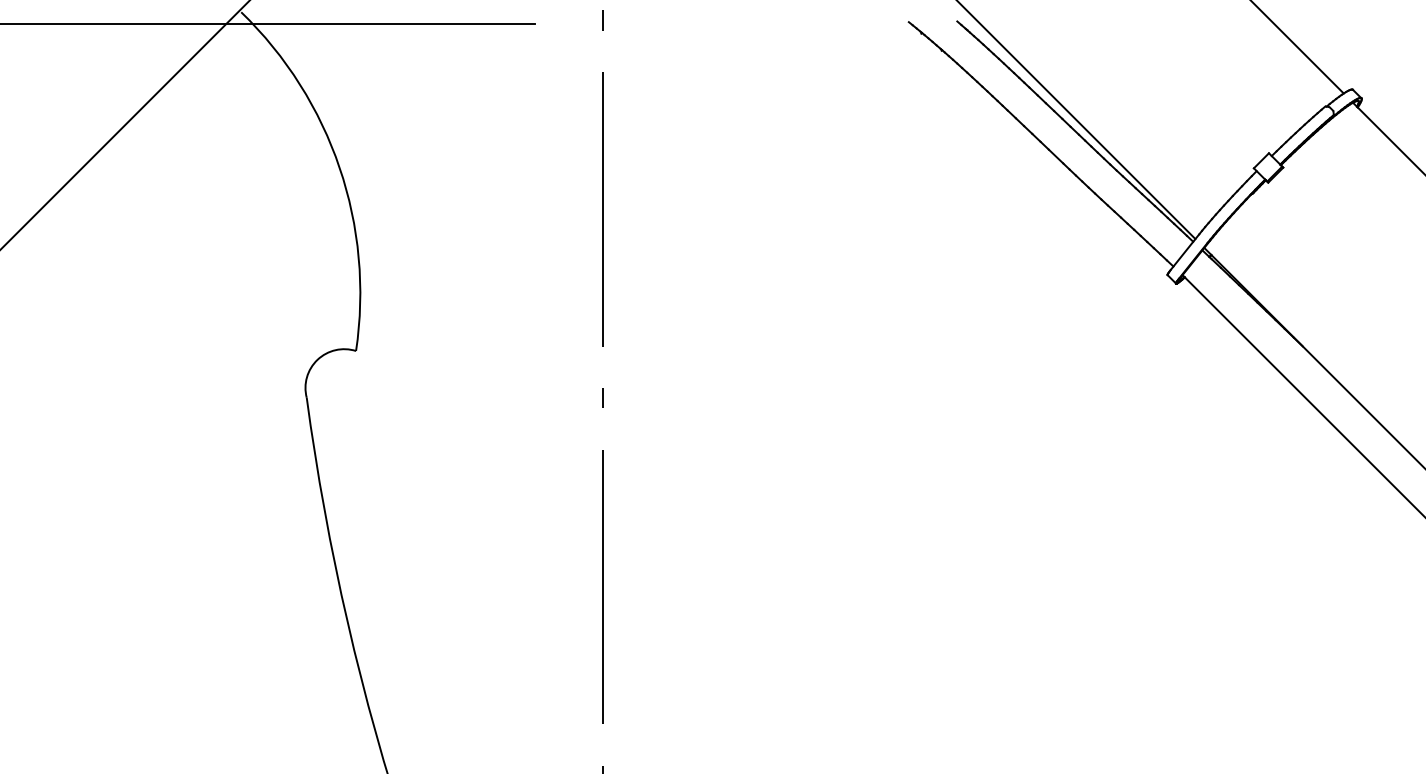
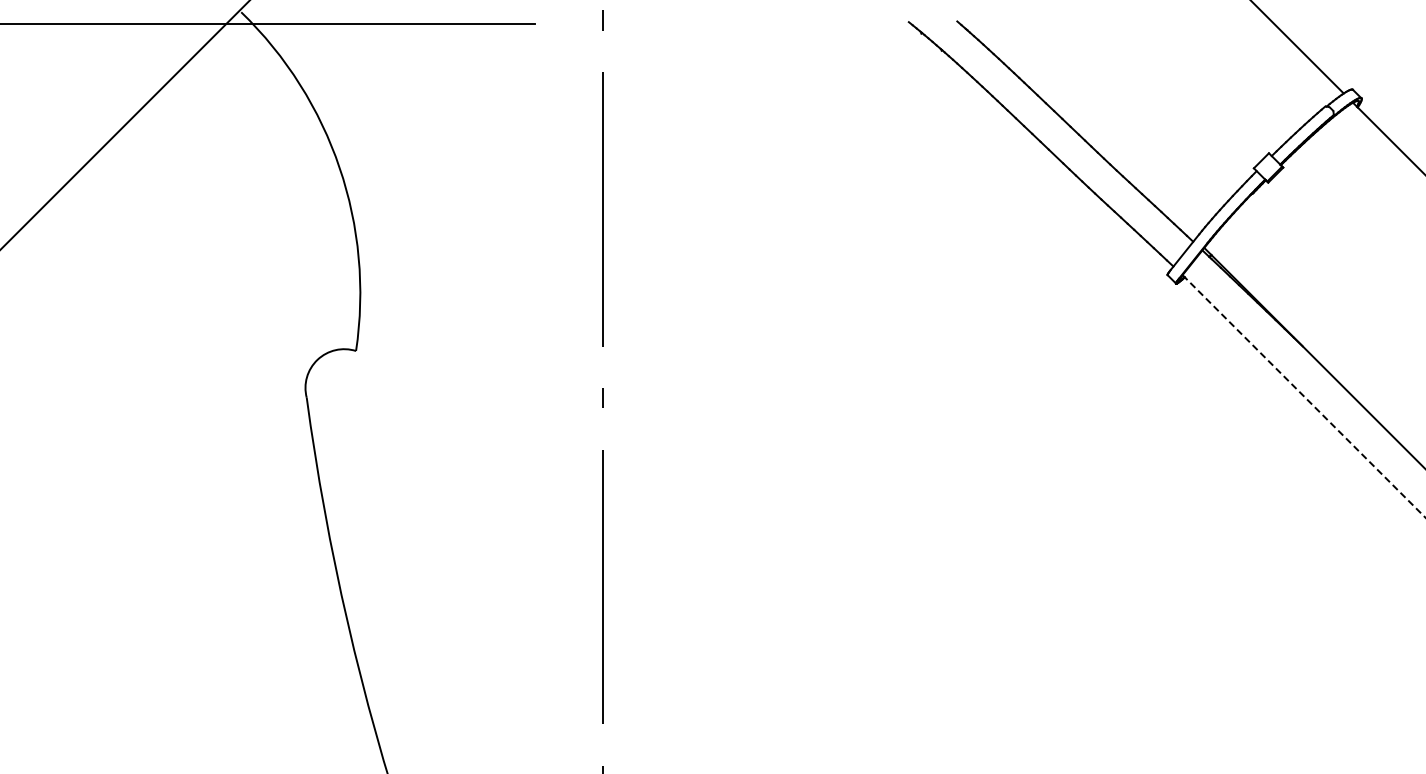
line: present -> none (1077, 120)
line: solid -> dashed (1304, 396)
